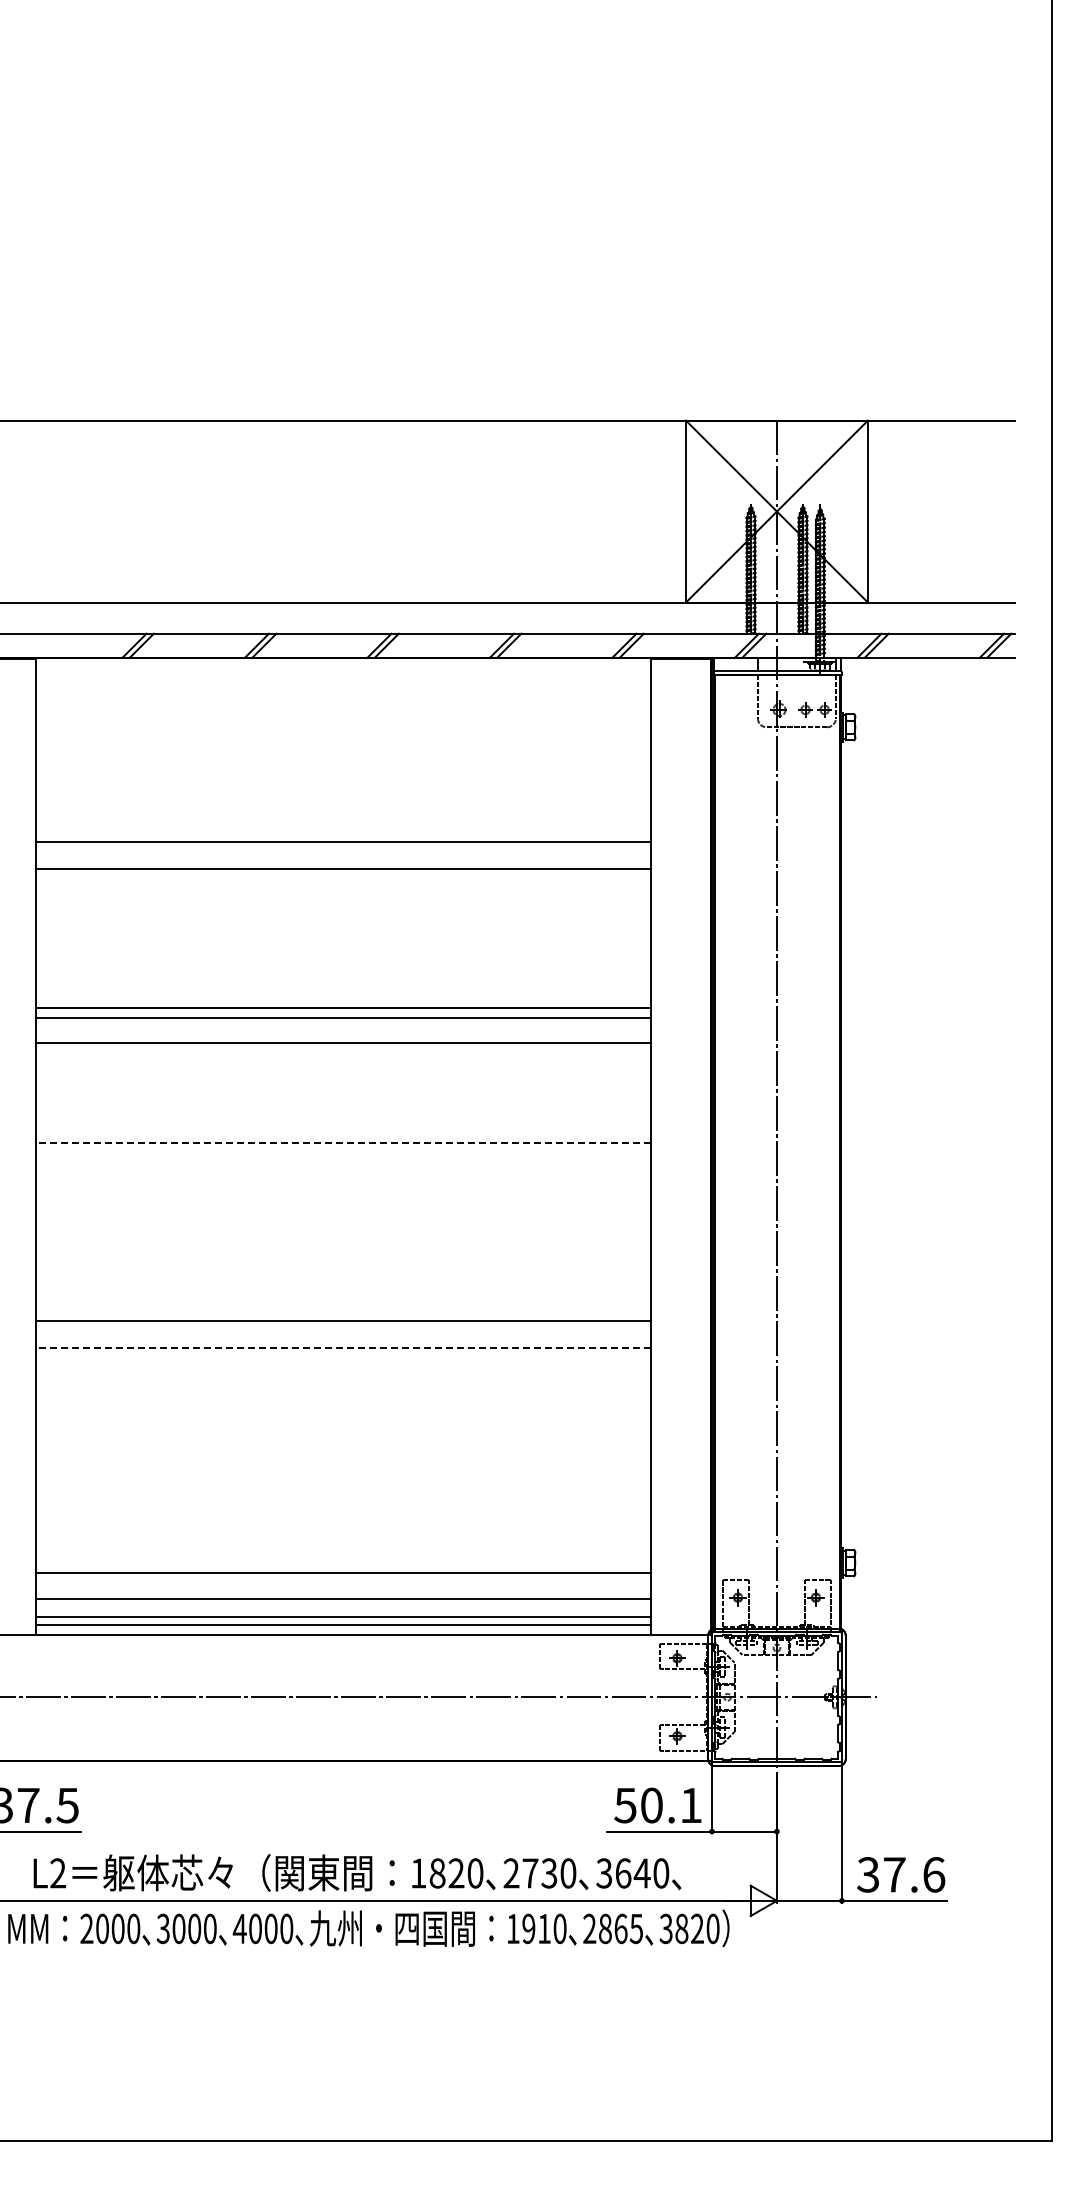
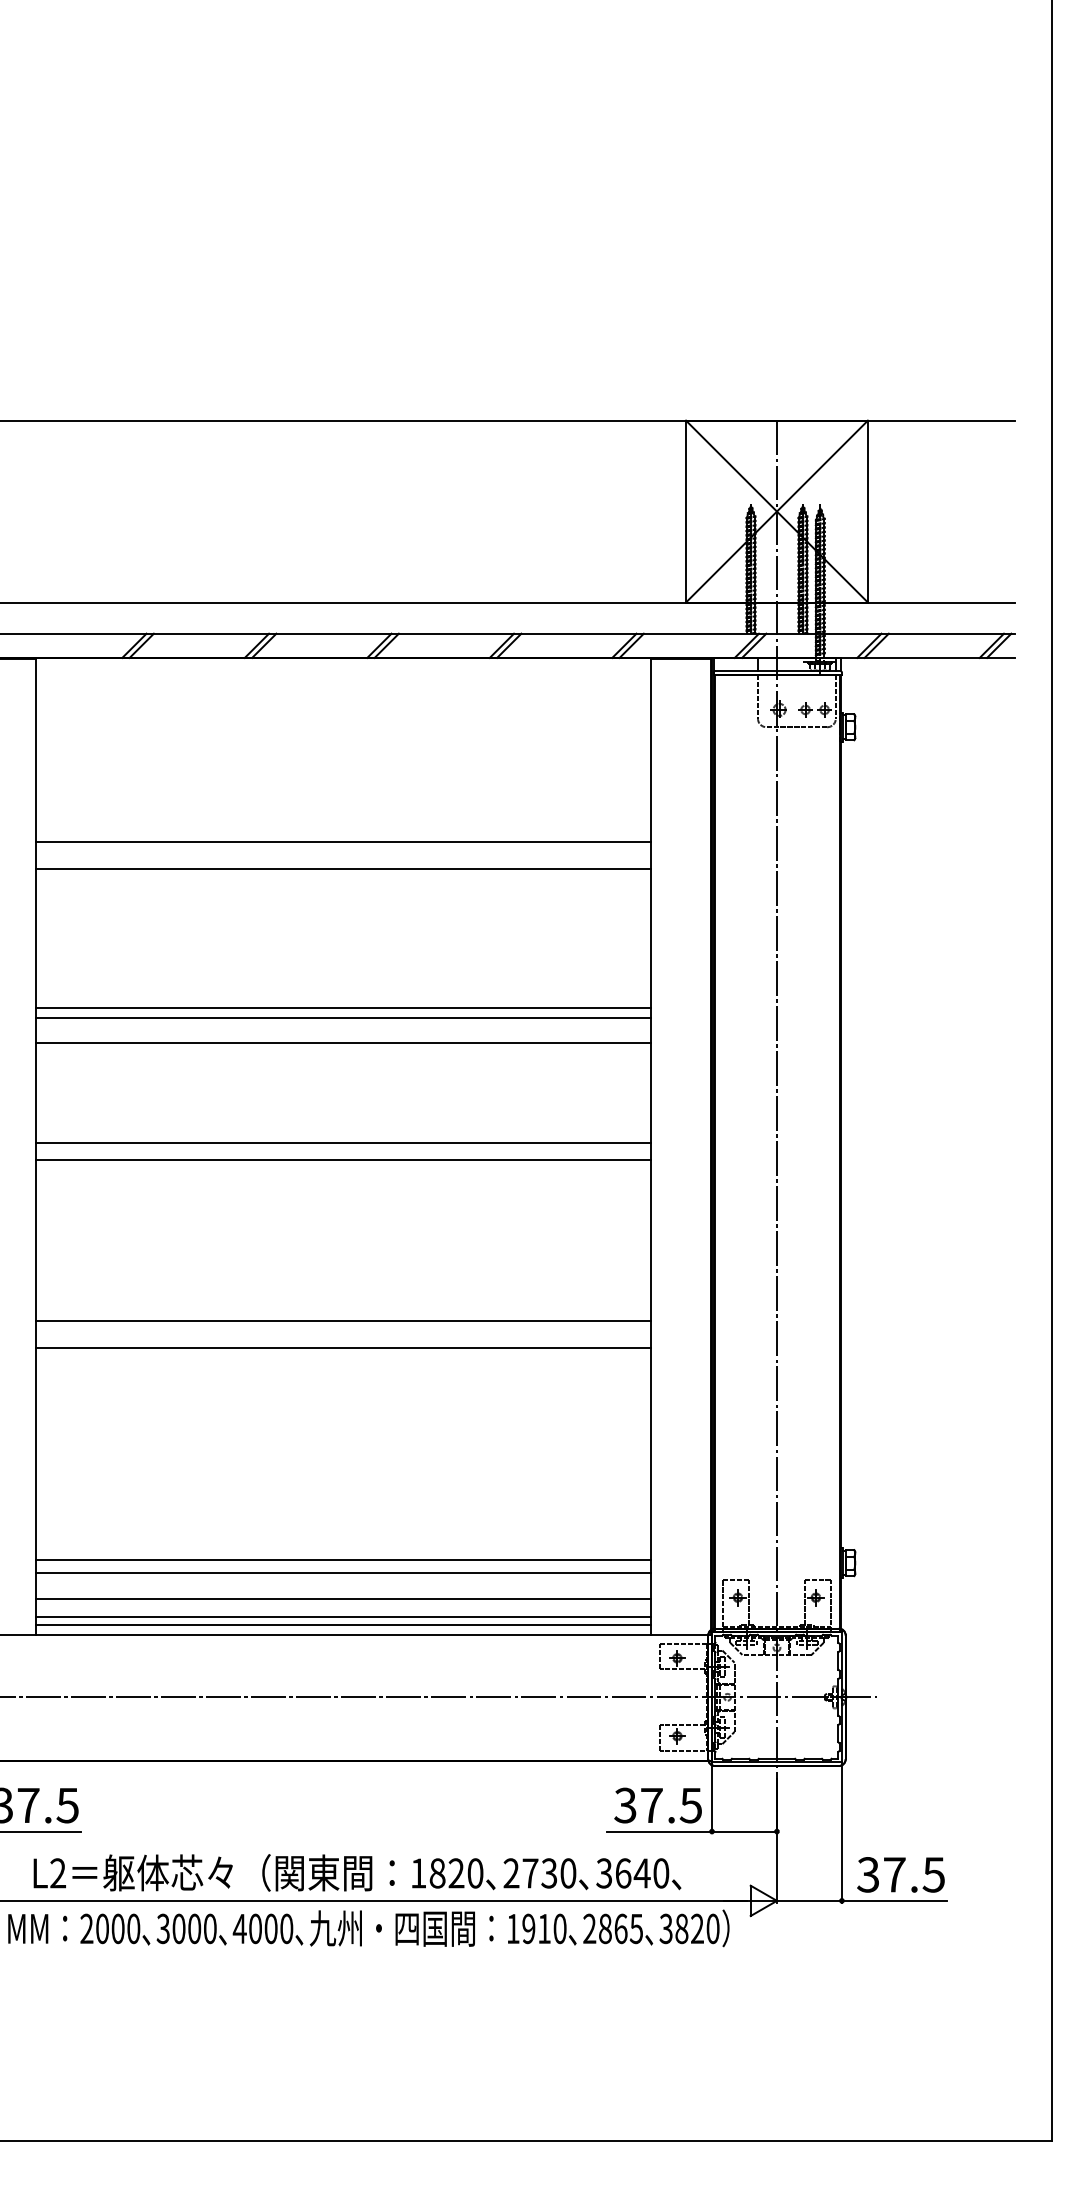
line: dashed -> solid (343, 1142)
line: none -> present (343, 1160)
line: dashed -> solid (343, 1348)
line: none -> present (343, 1559)
text: 50.1 -> 37.5 (657, 1805)
text: 37.6 -> 37.5 (933, 1874)
